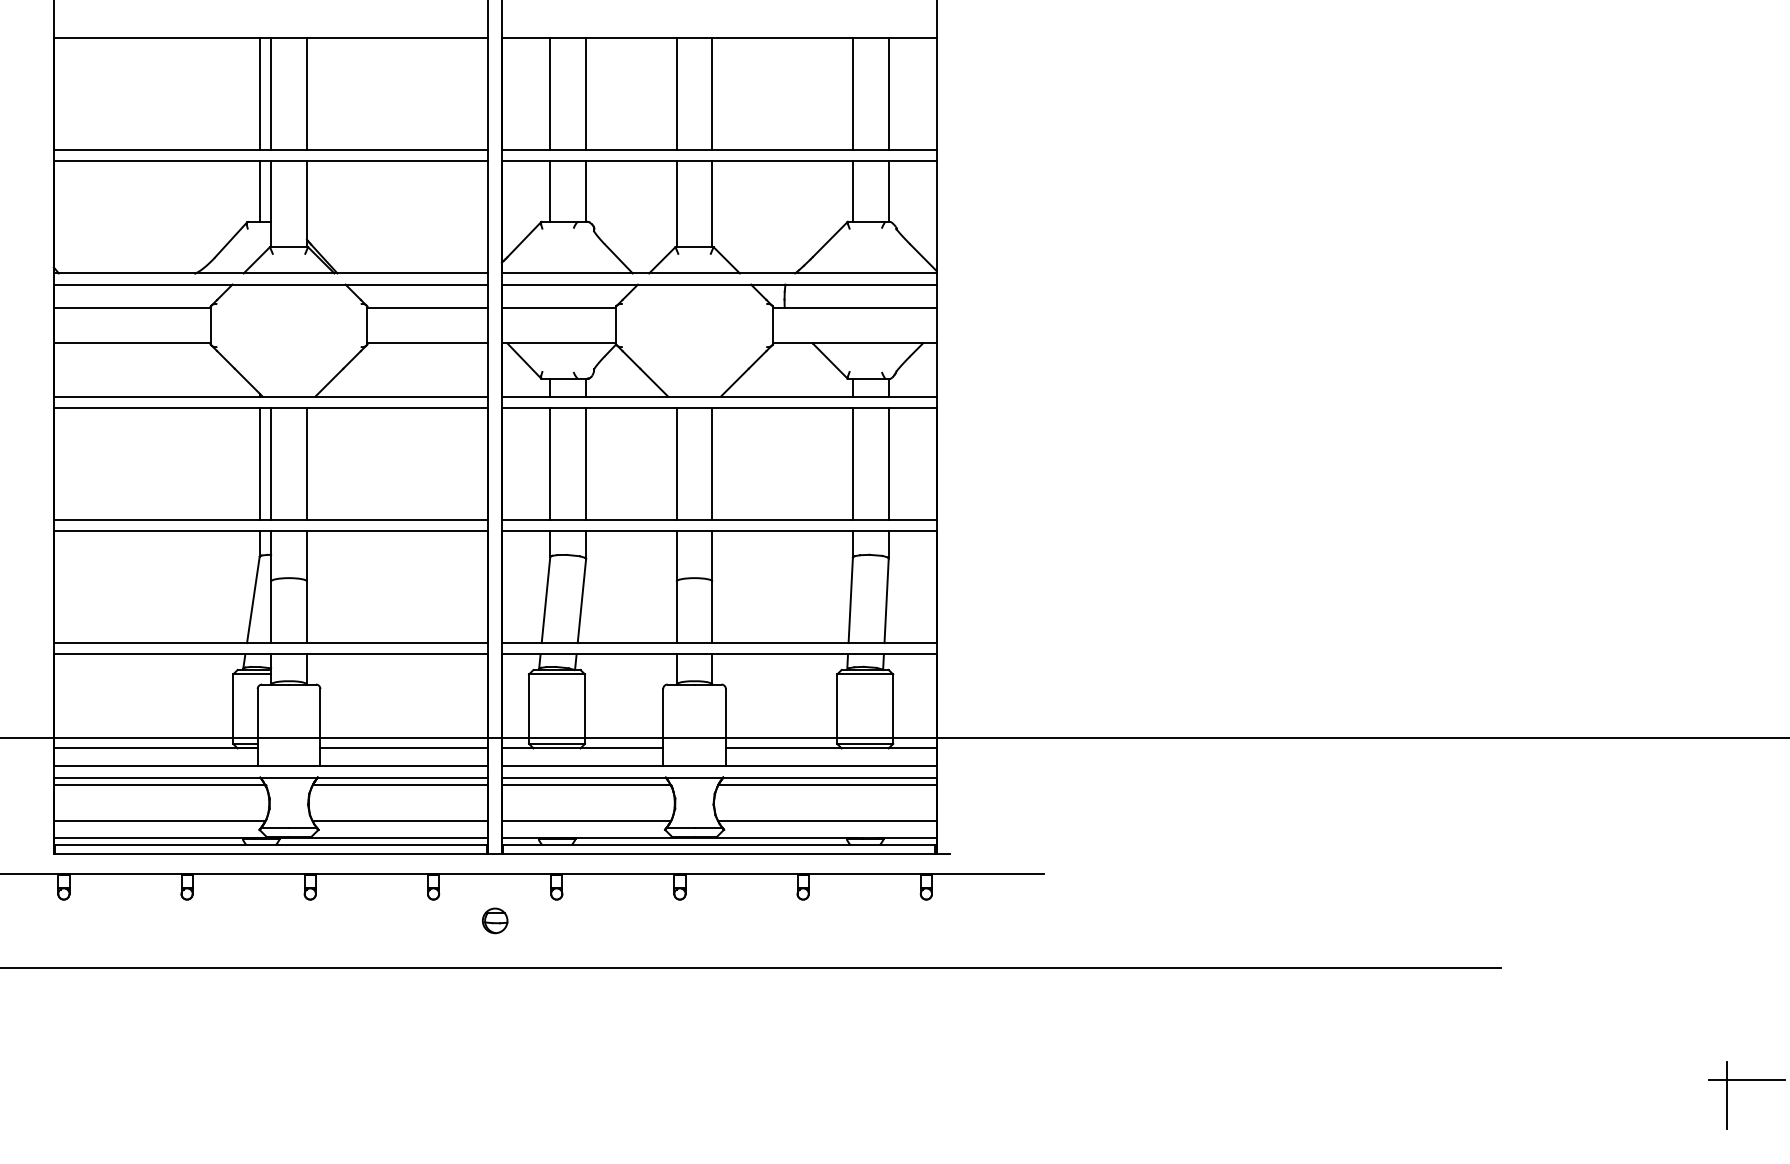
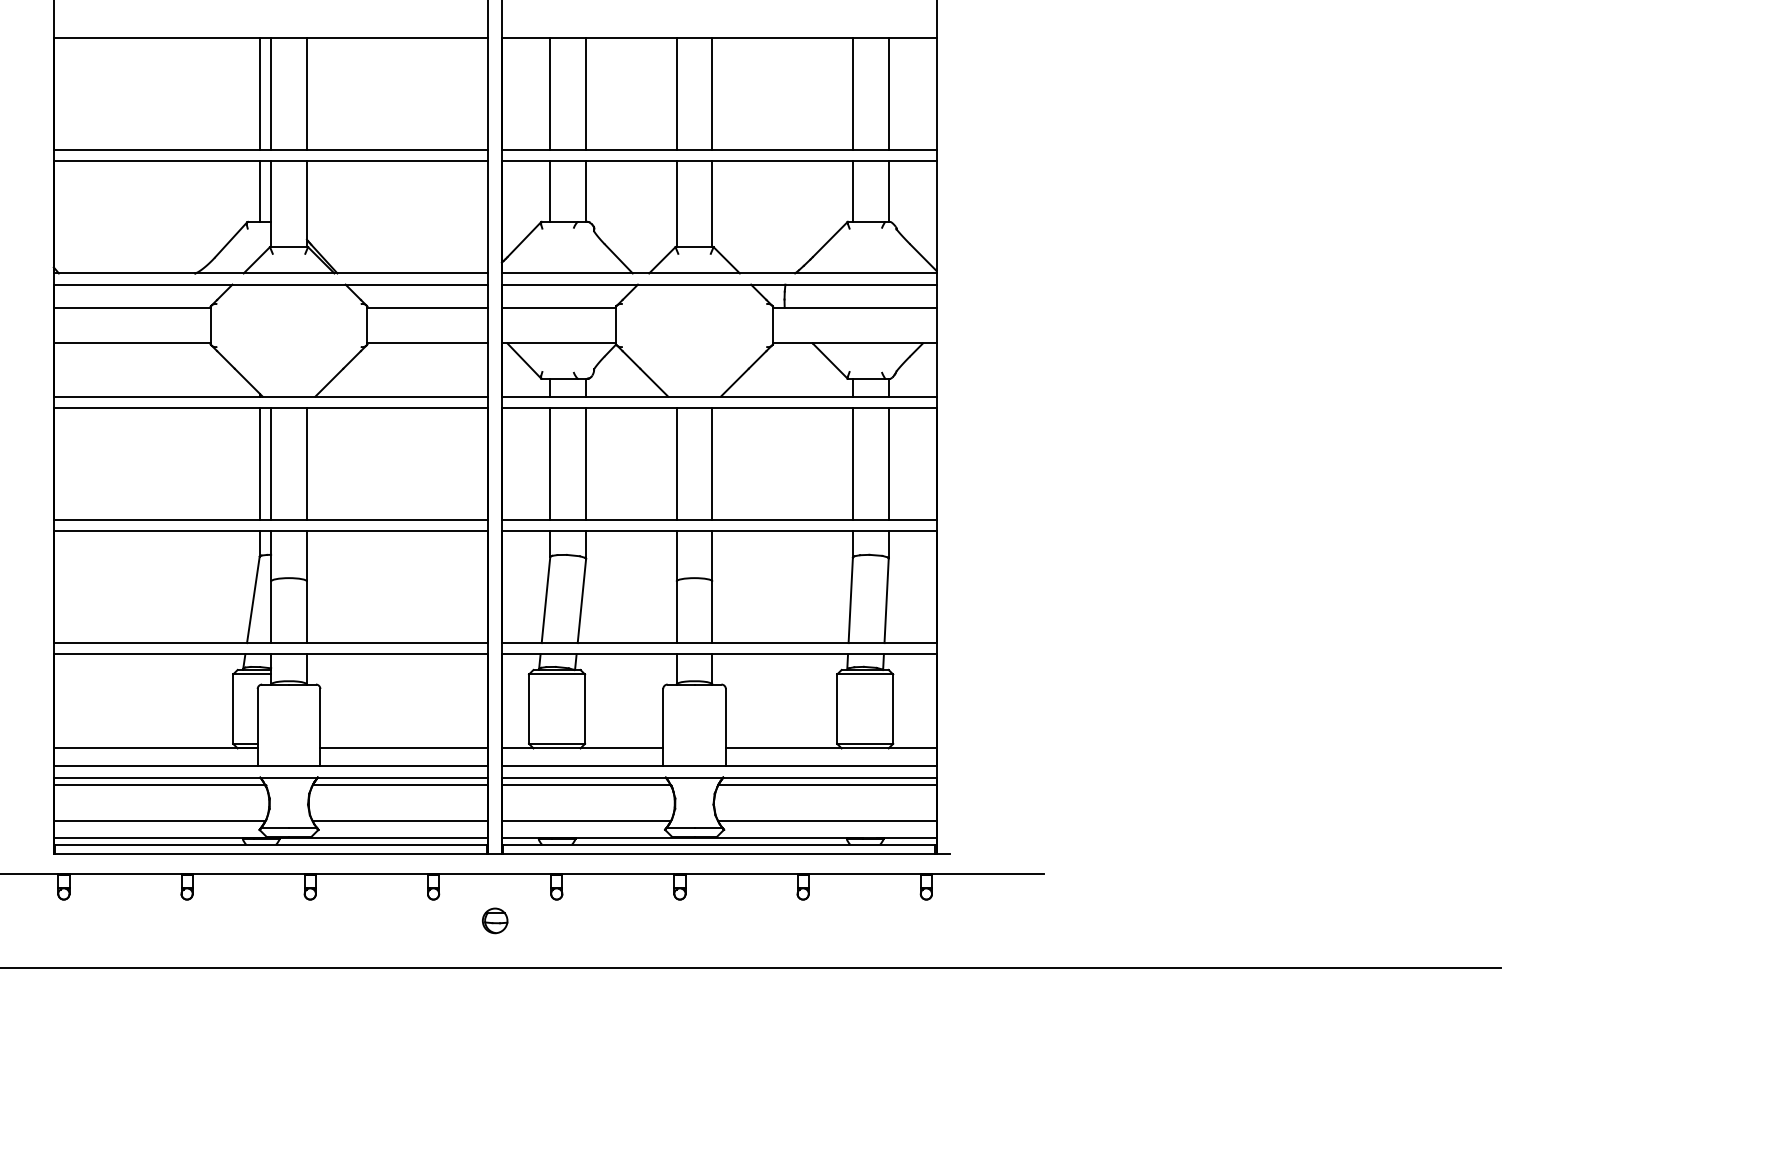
line: present -> none (894, 737)
part: present -> none (1746, 1080)
